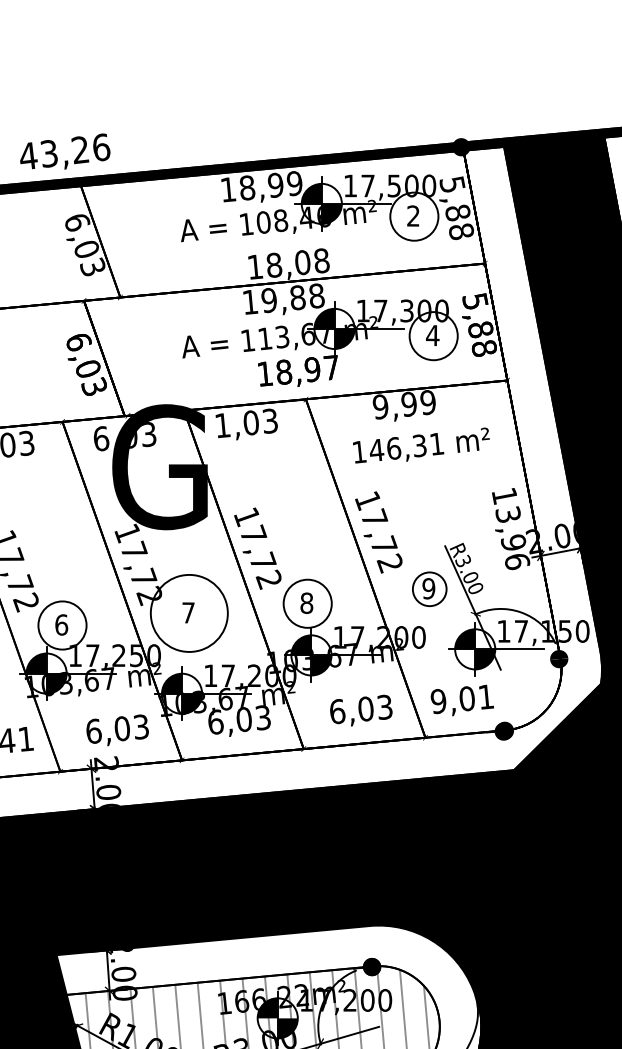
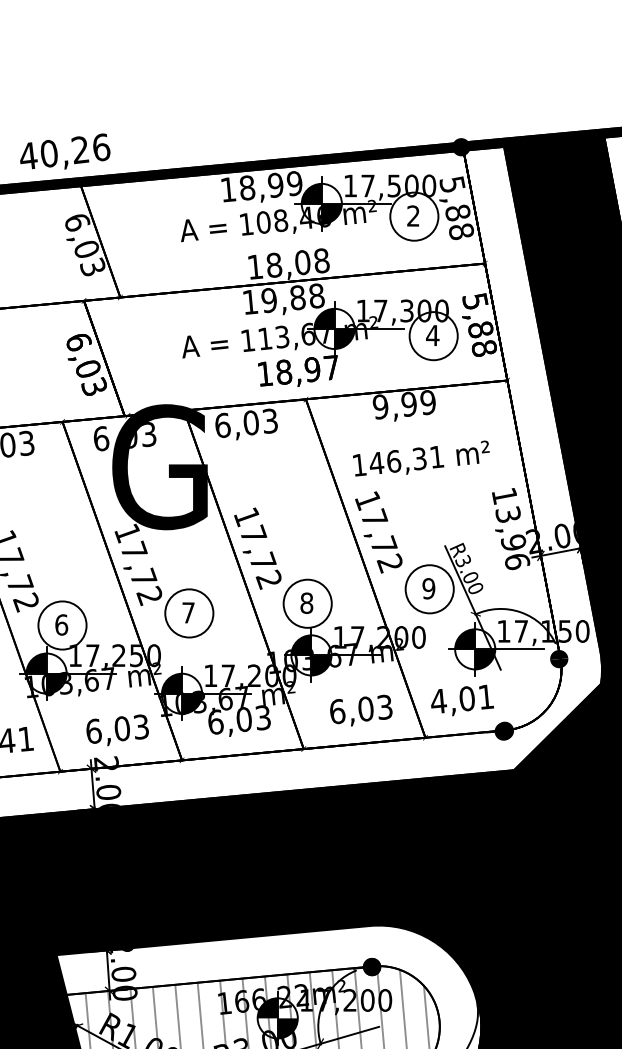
text: 43,26 -> 40,26 (48, 153)
text: 1,03 -> 6,03 (222, 425)
text position: (421, 445) -> (421, 458) (421, 458)
circle diameter: 34 px -> 48 px (429, 589)
circle diameter: 77 px -> 48 px (189, 613)
text: 9,01 -> 4,01 (438, 701)
